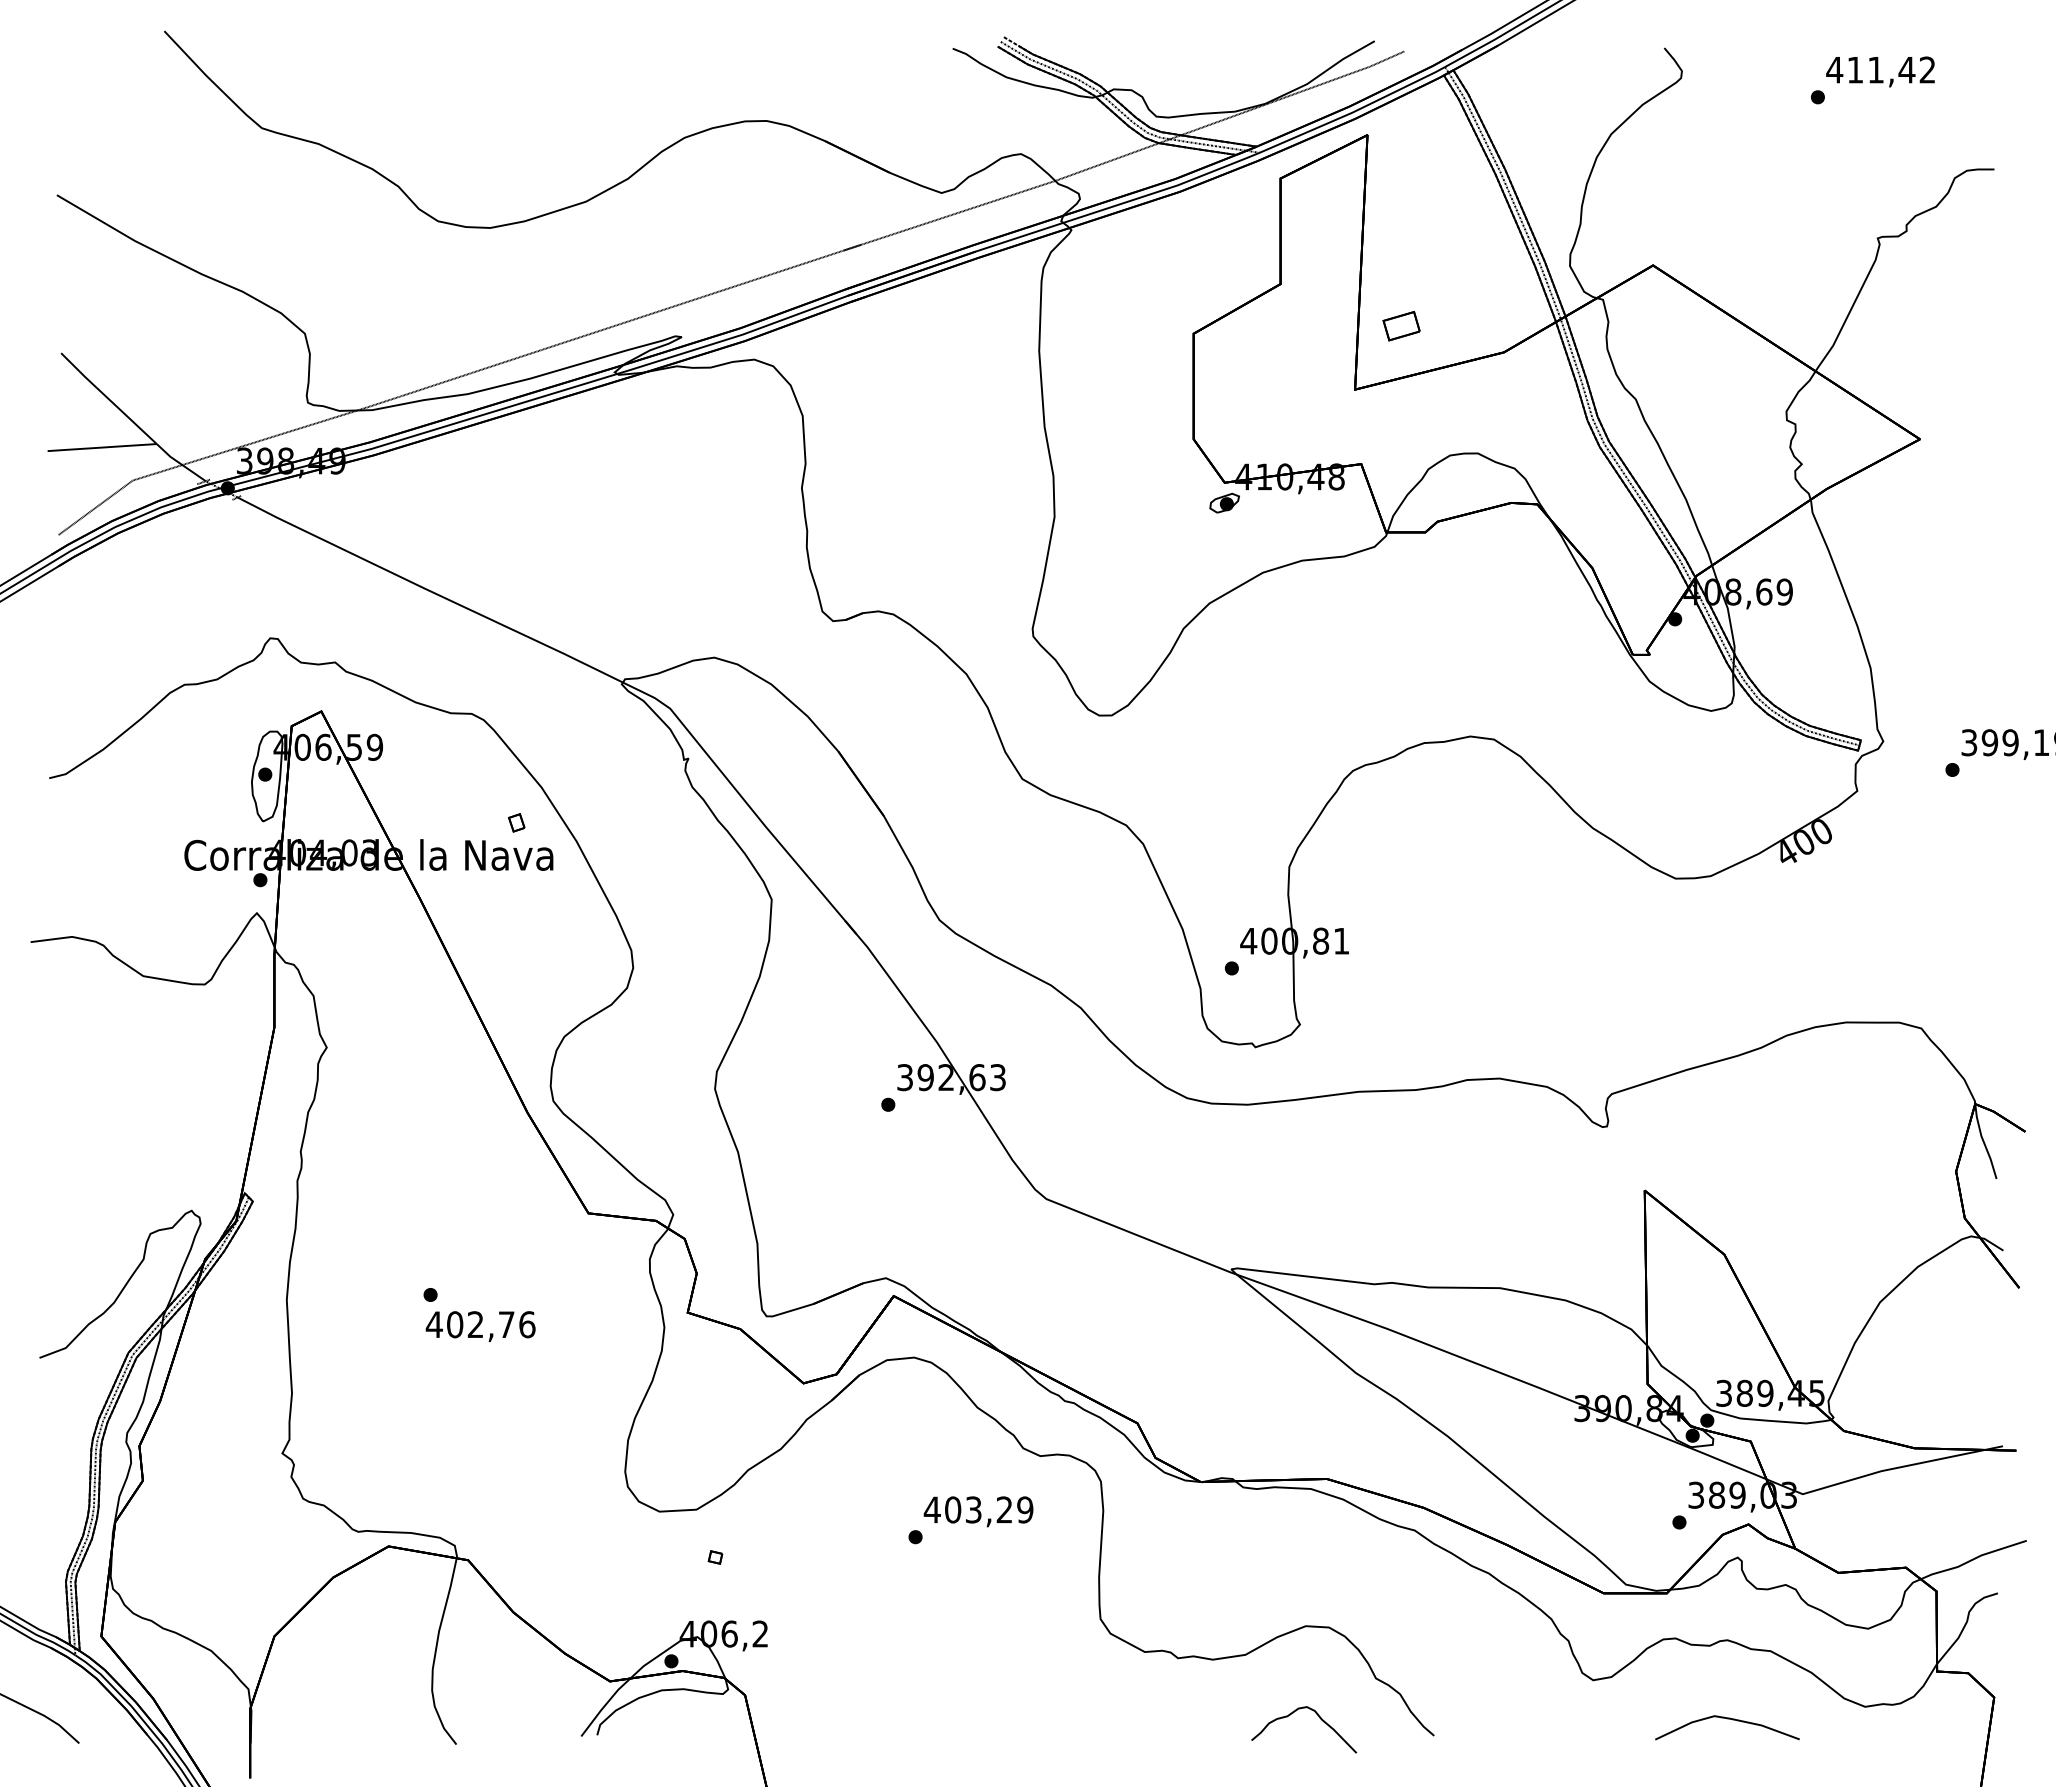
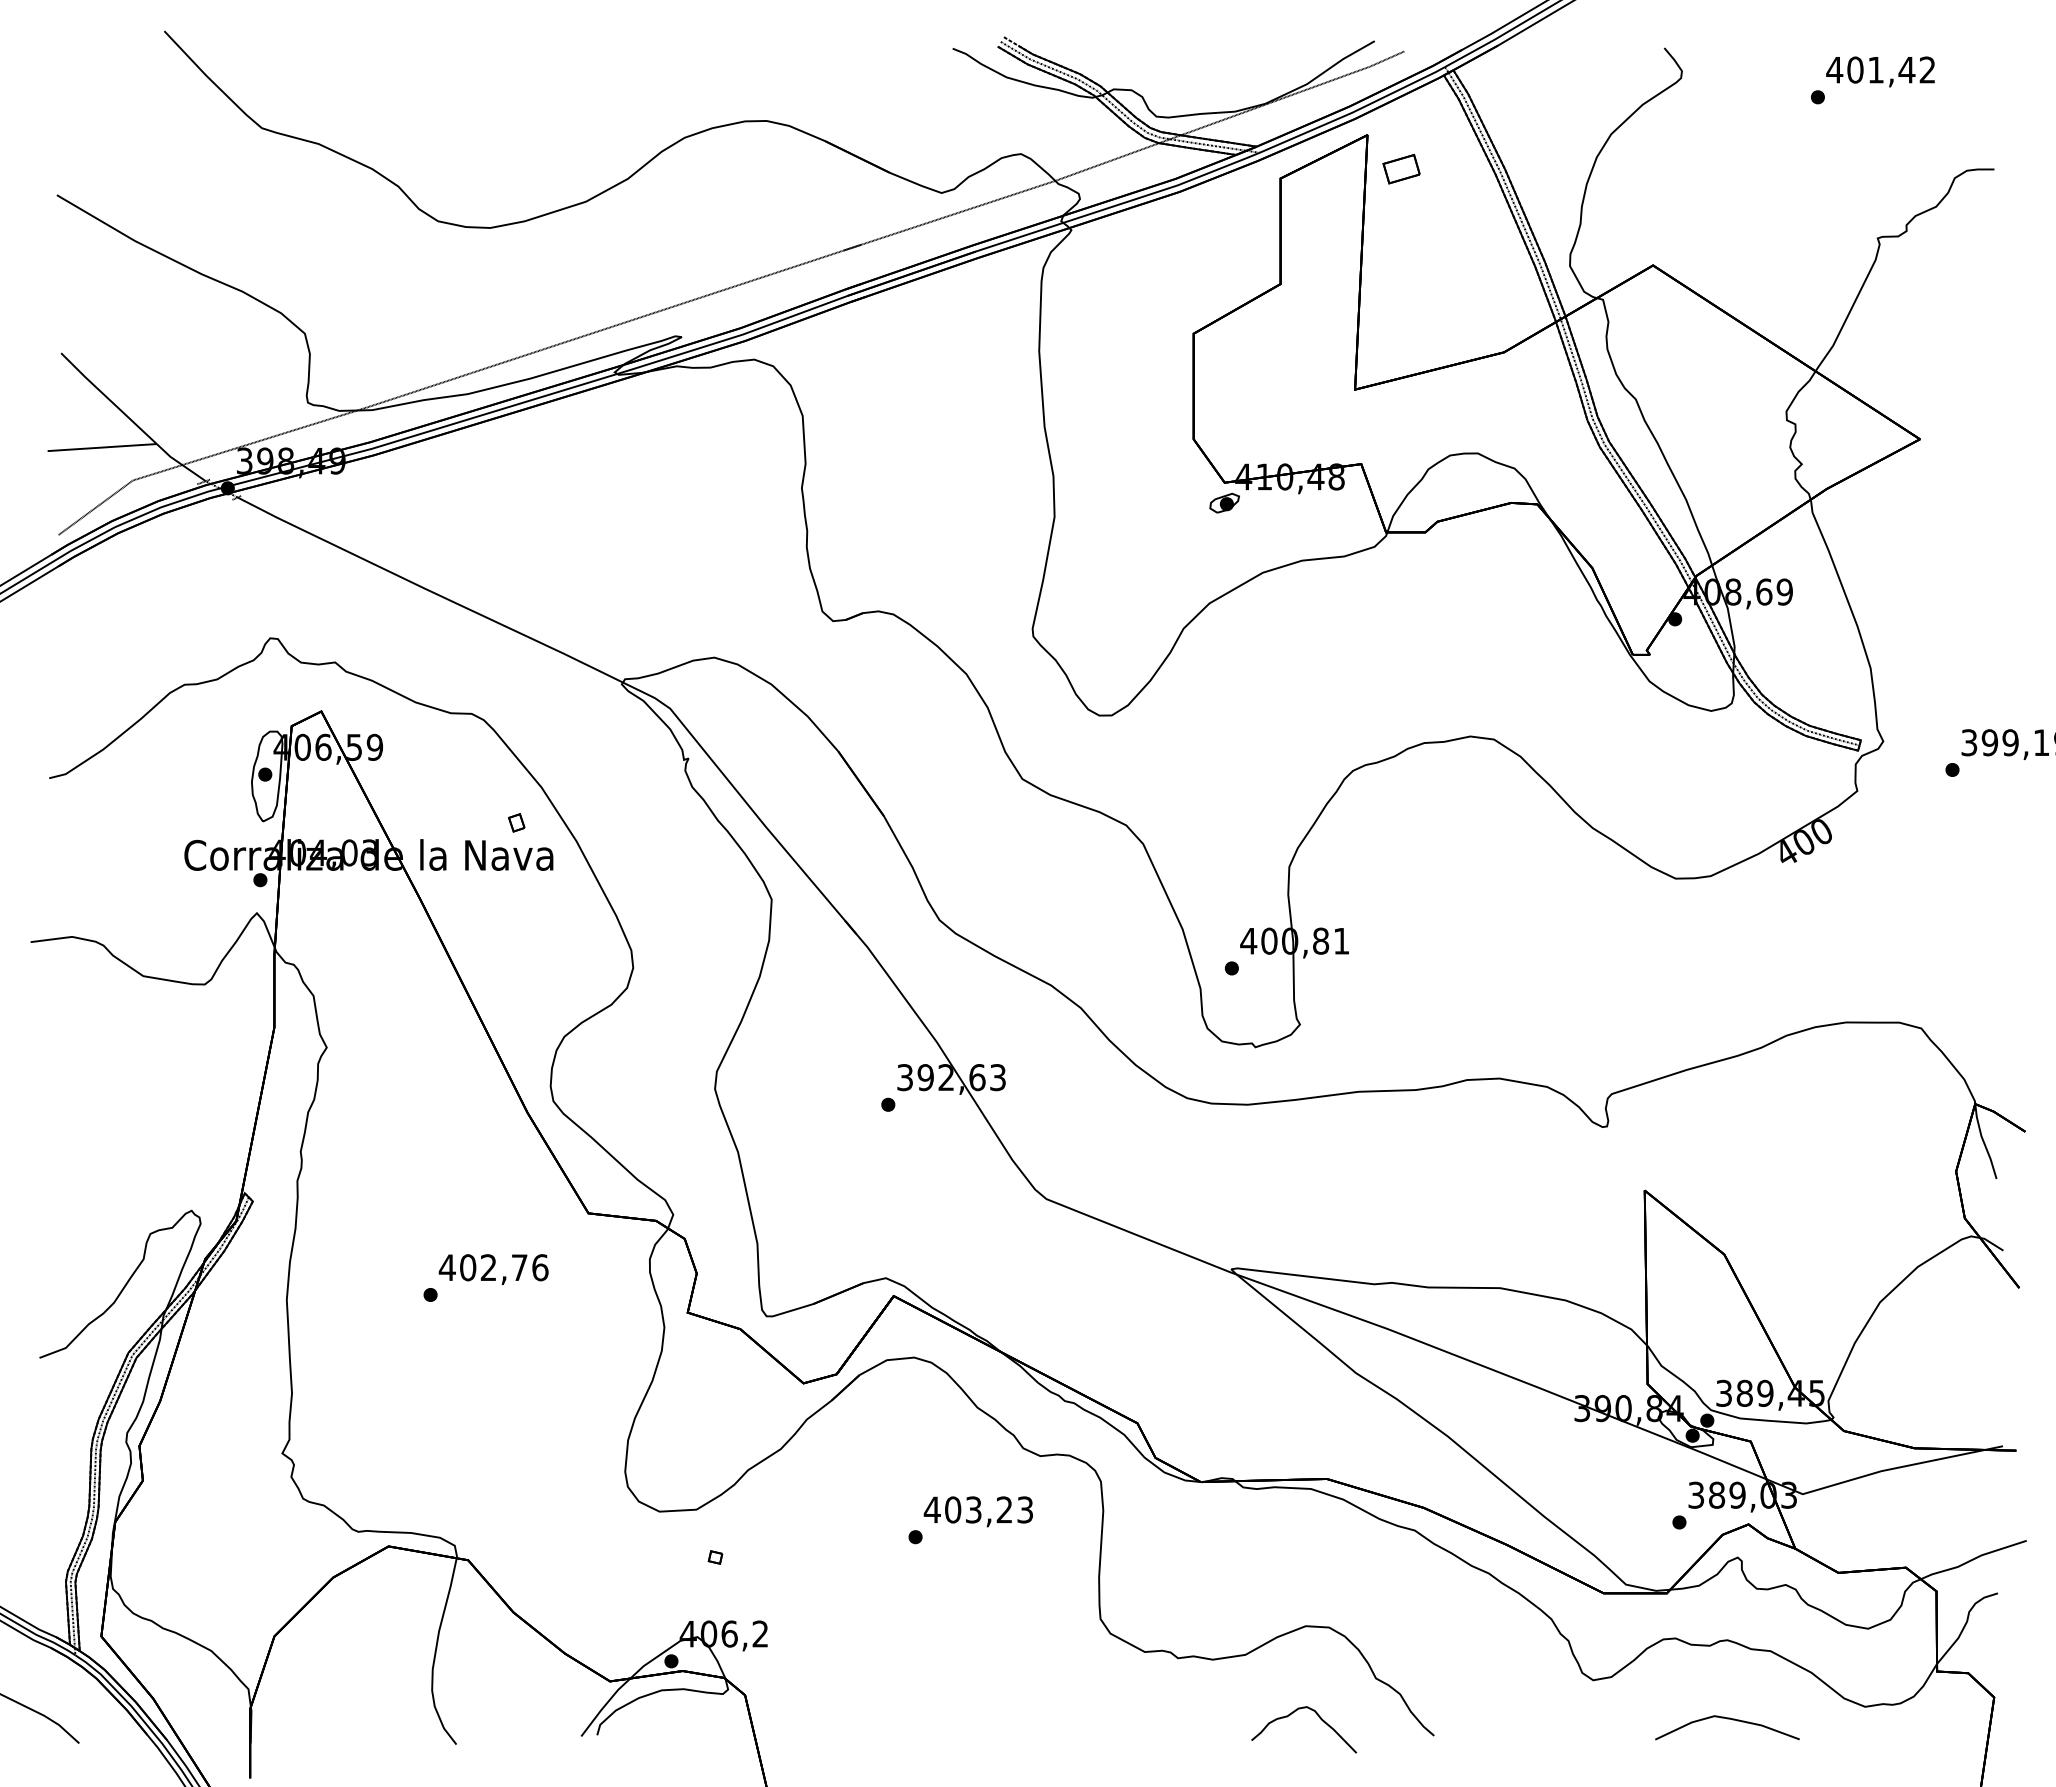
text: 411,42 -> 401,42 (1855, 69)
part position: (1401, 325) -> (1401, 168) (1401, 168)
text position: (480, 1326) -> (493, 1269) (493, 1269)
text: 403,29 -> 403,23 (1025, 1509)
